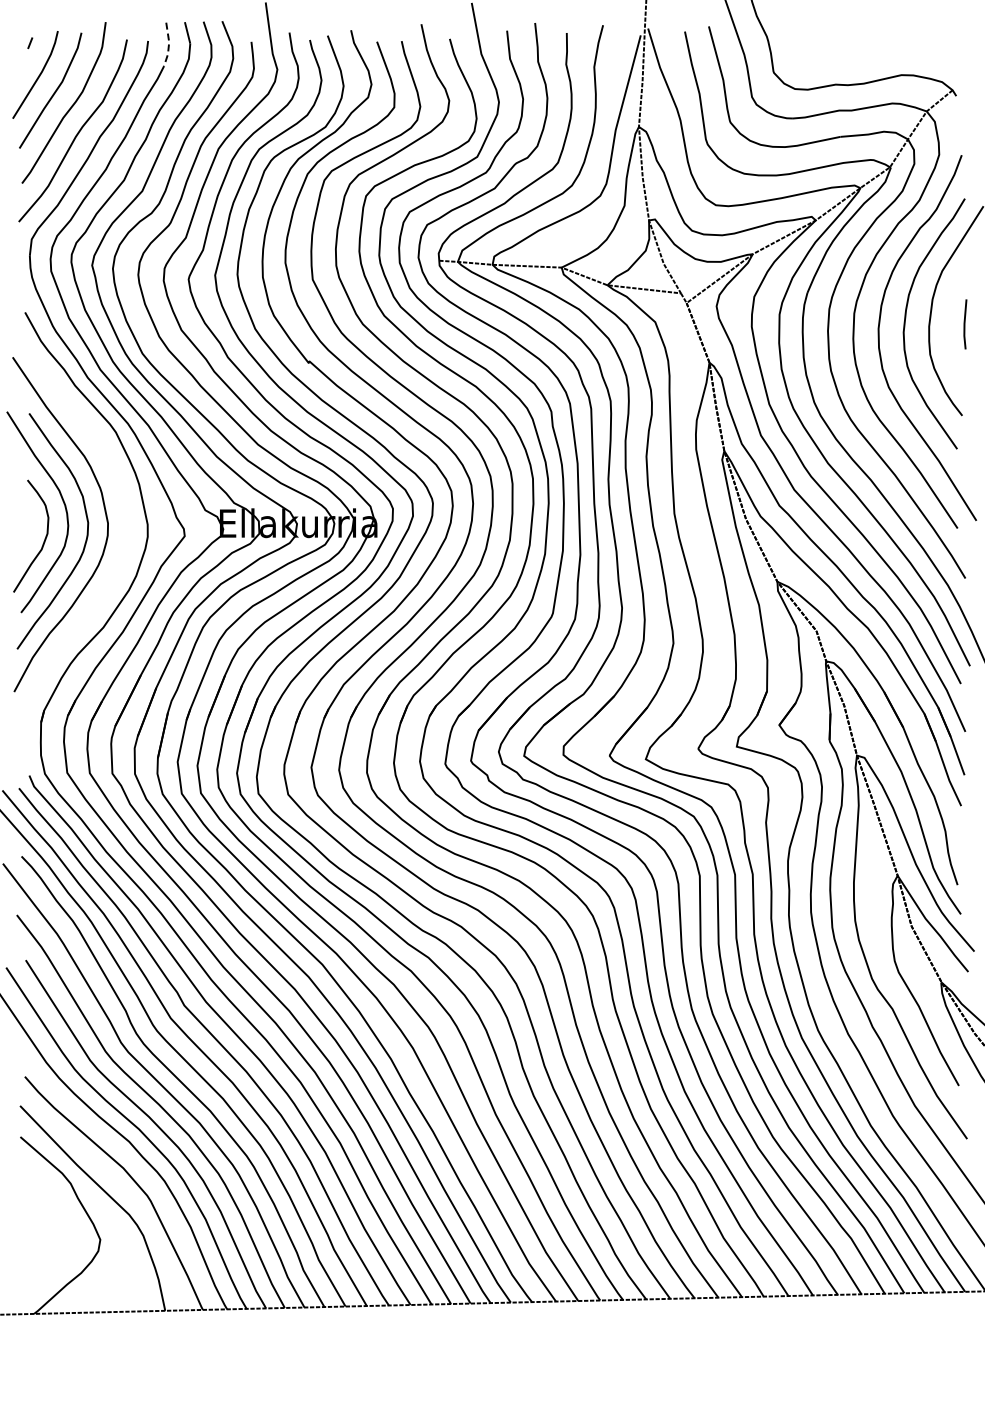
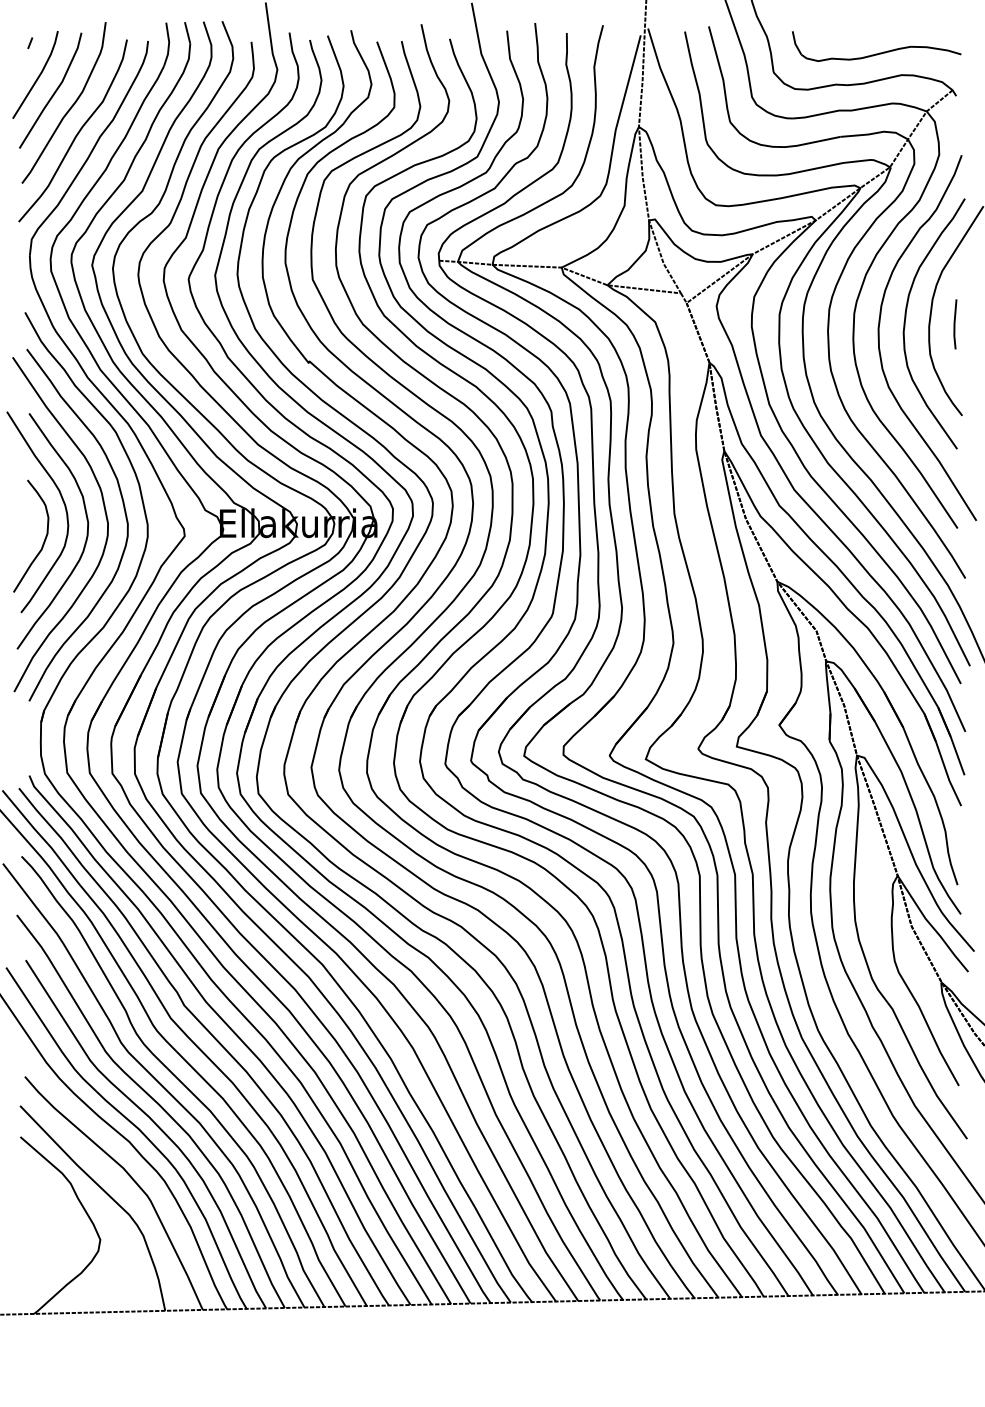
line: dashed -> solid (168, 45)
part: none -> present (879, 52)
line position: (965, 324) -> (955, 324) (955, 324)
curve: none -> present (124, 513)
